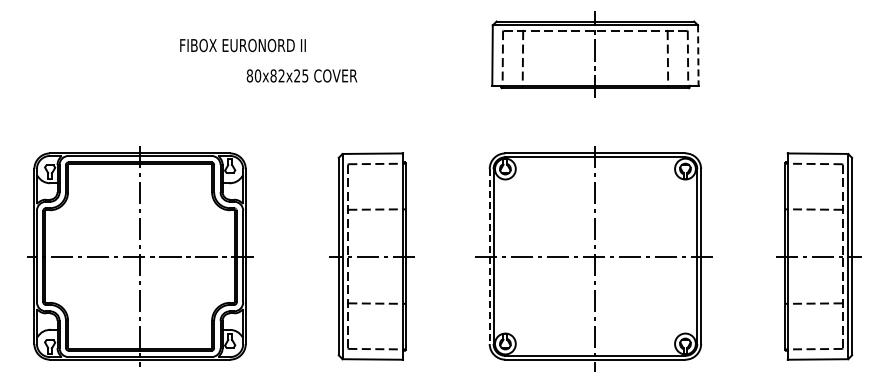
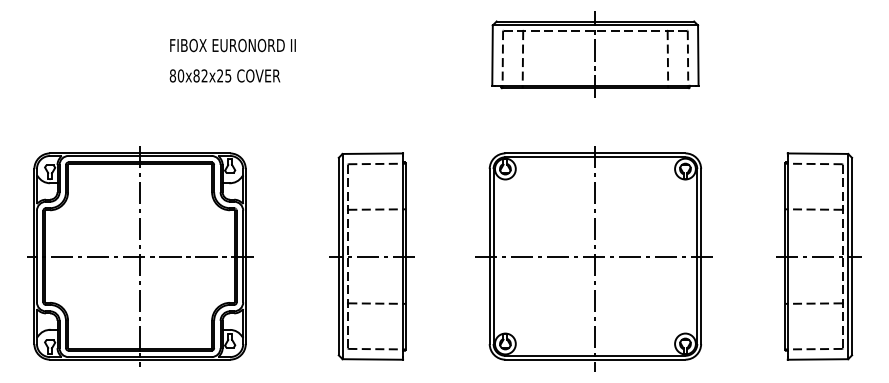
text position: (242, 45) -> (232, 45) (232, 45)
line: dashed -> solid (698, 56)
text position: (301, 75) -> (224, 75) (224, 75)
line: dashed -> solid (489, 257)
